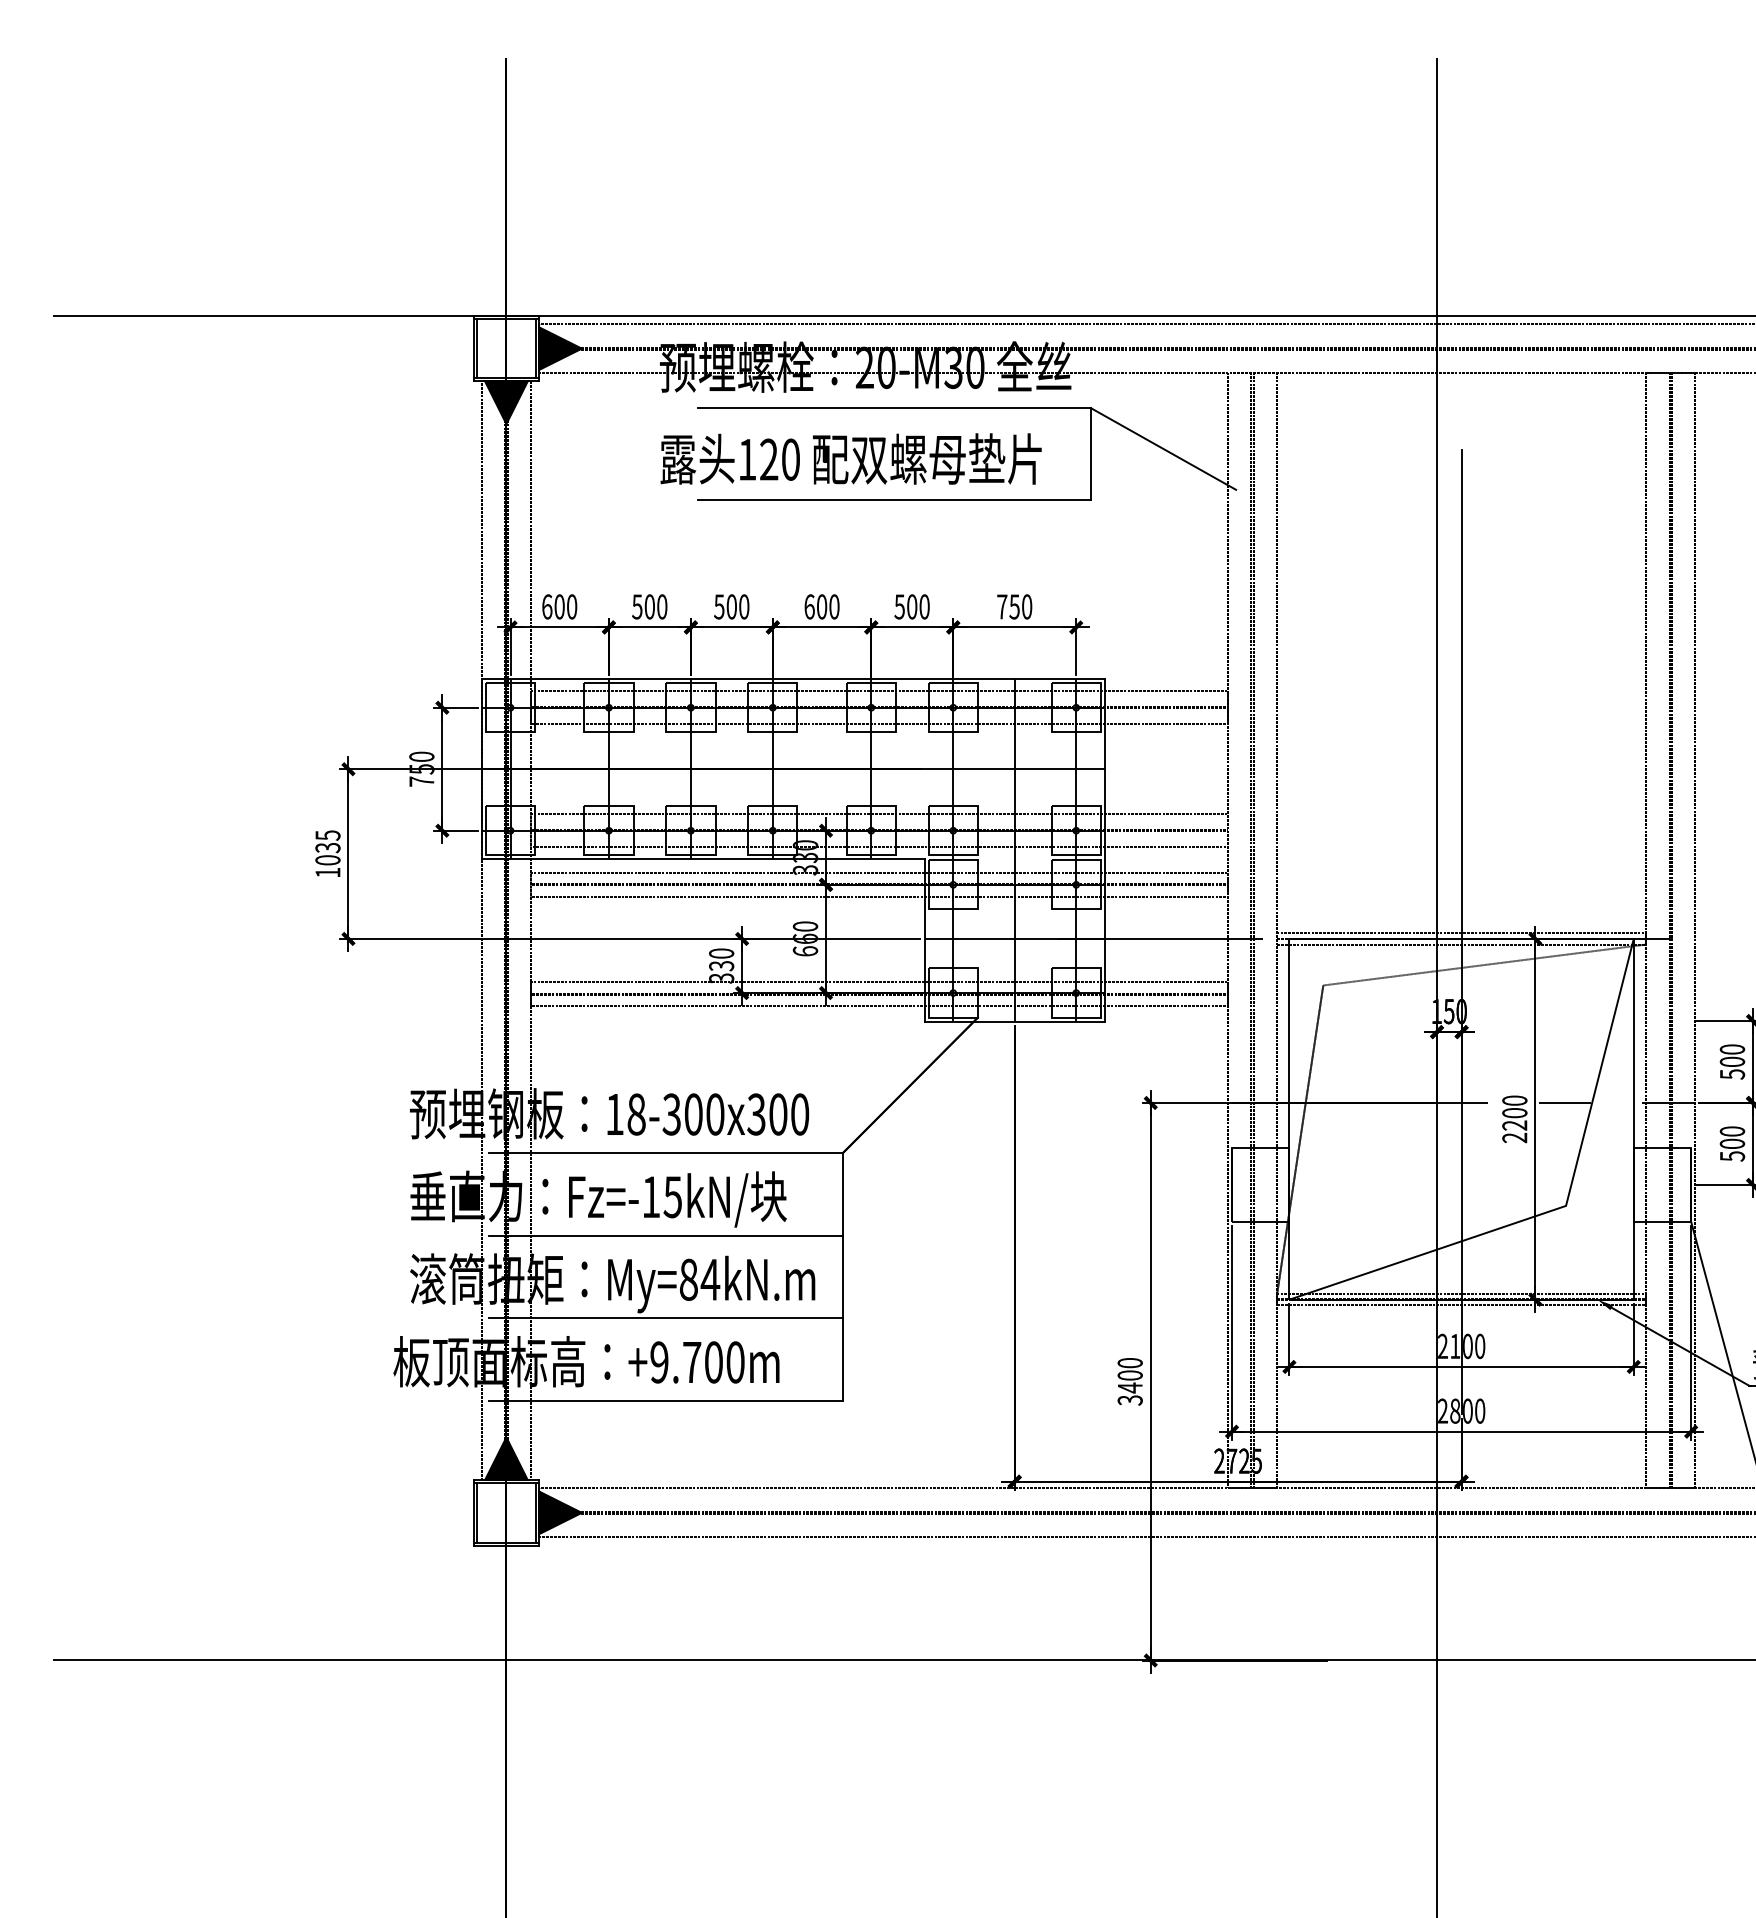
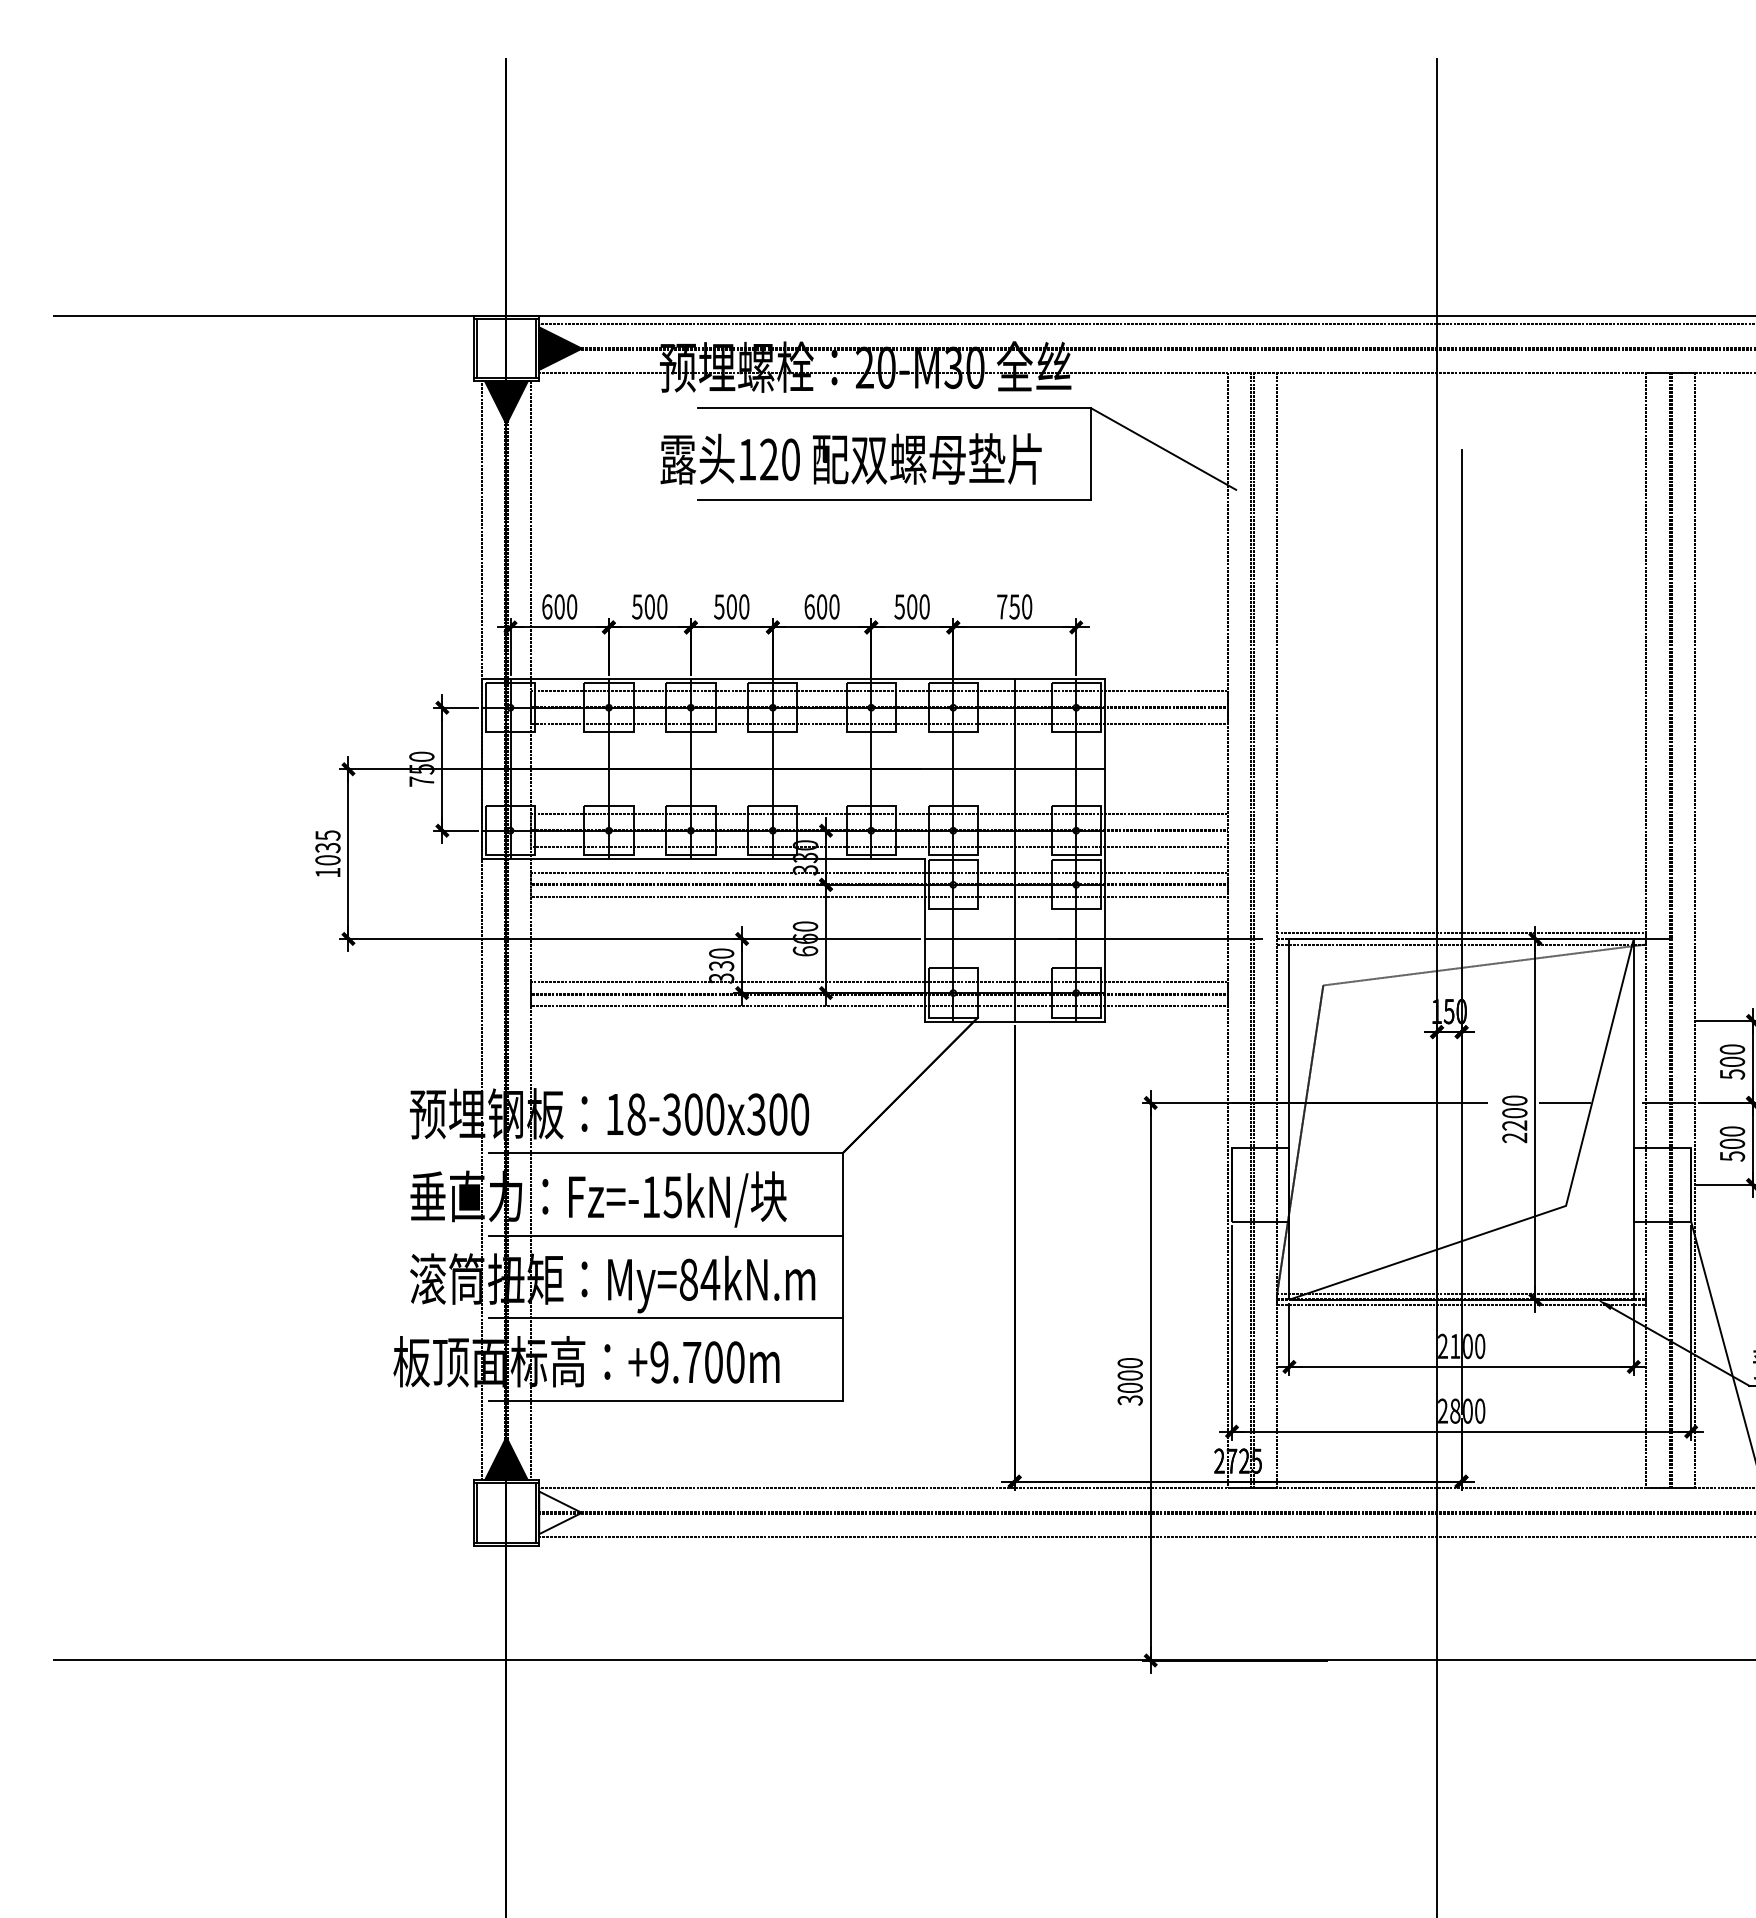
text: 3400 -> 3000 (1129, 1387)
fill: present -> none (560, 1512)
